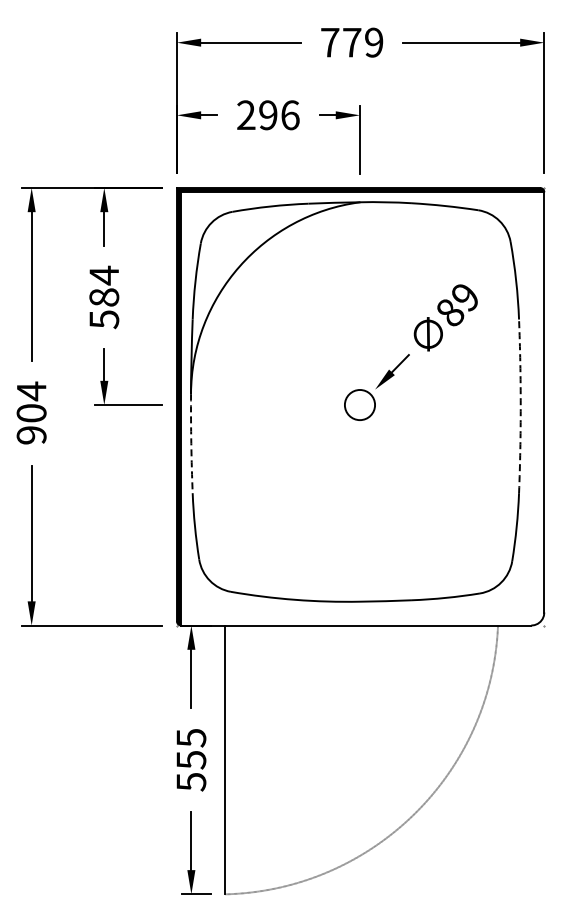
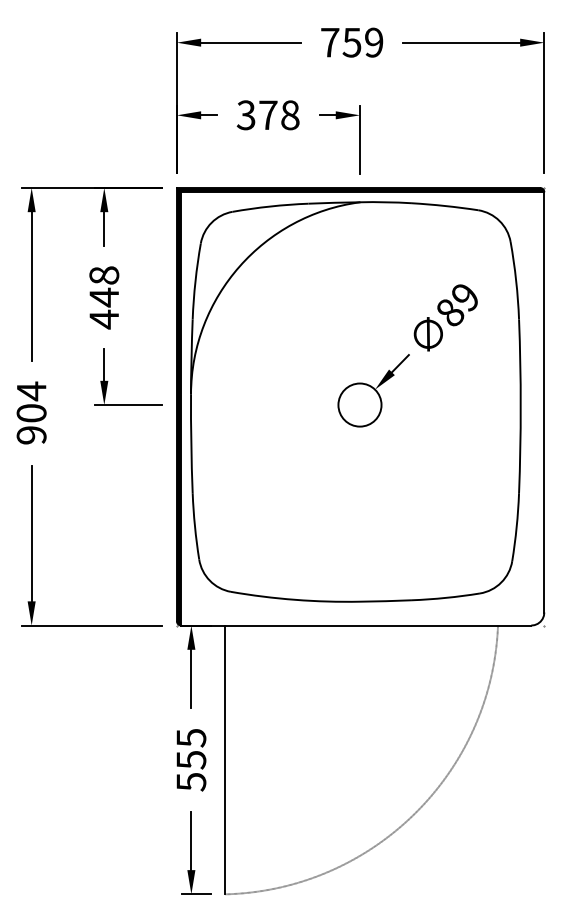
text: 779 -> 759 (351, 42)
text: 296 -> 378 (267, 115)
text: 584 -> 448 (104, 297)
circle diameter: 30 px -> 43 px (359, 404)
arc: dashed -> solid (520, 406)
arc: dashed -> solid (191, 443)
